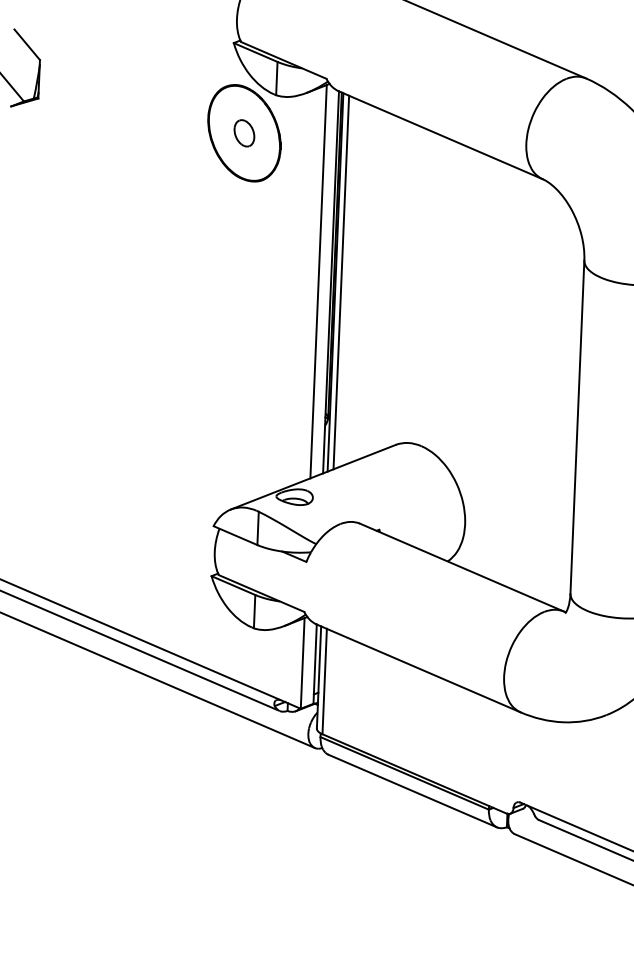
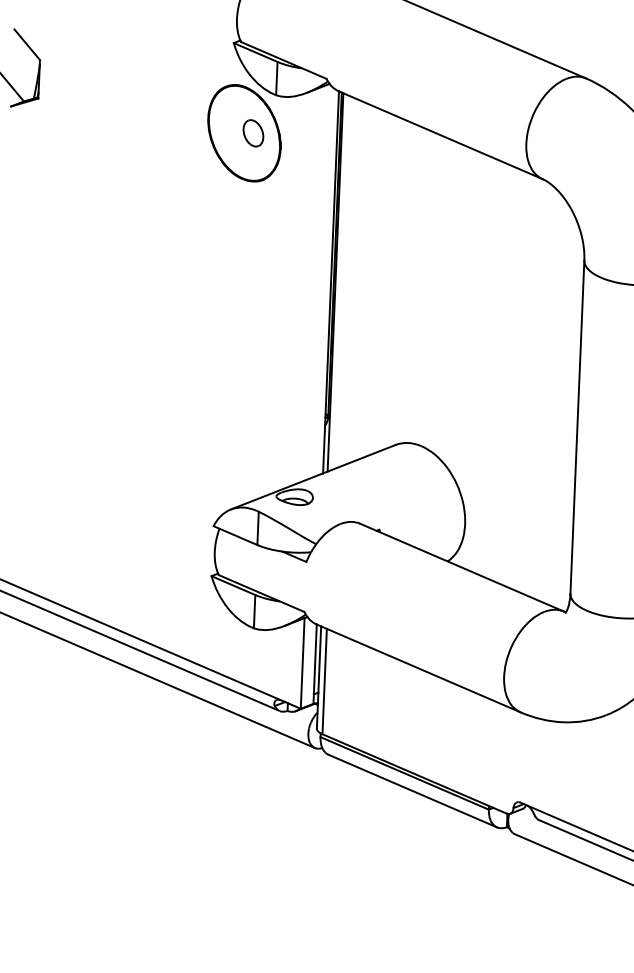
part position: (244, 133) -> (253, 133) (253, 133)
line: present -> none (318, 281)
line: present -> none (341, 282)
